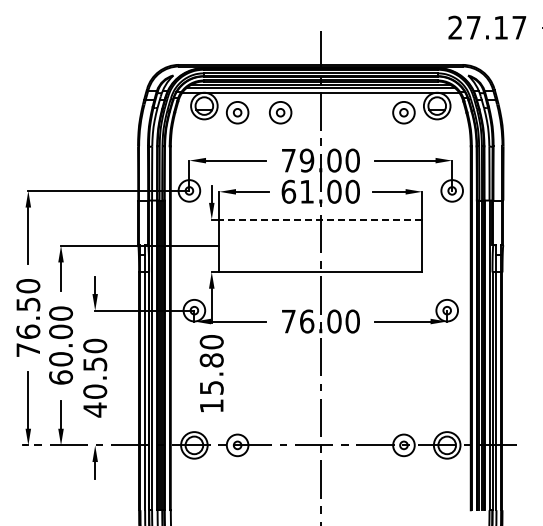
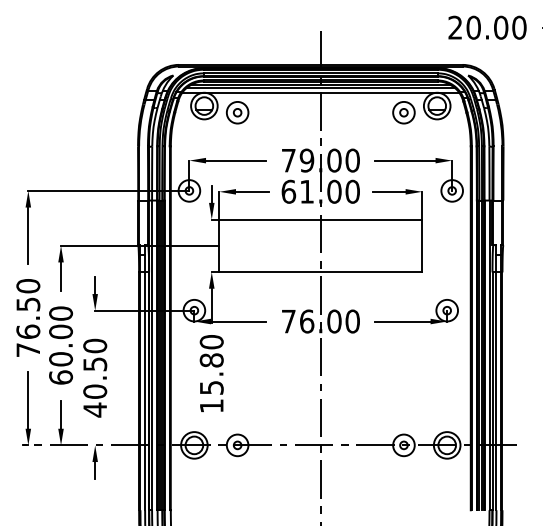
text: 27.17 -> 20.00 (496, 27)
part: present -> none (280, 112)
line: dashed -> solid (320, 219)
